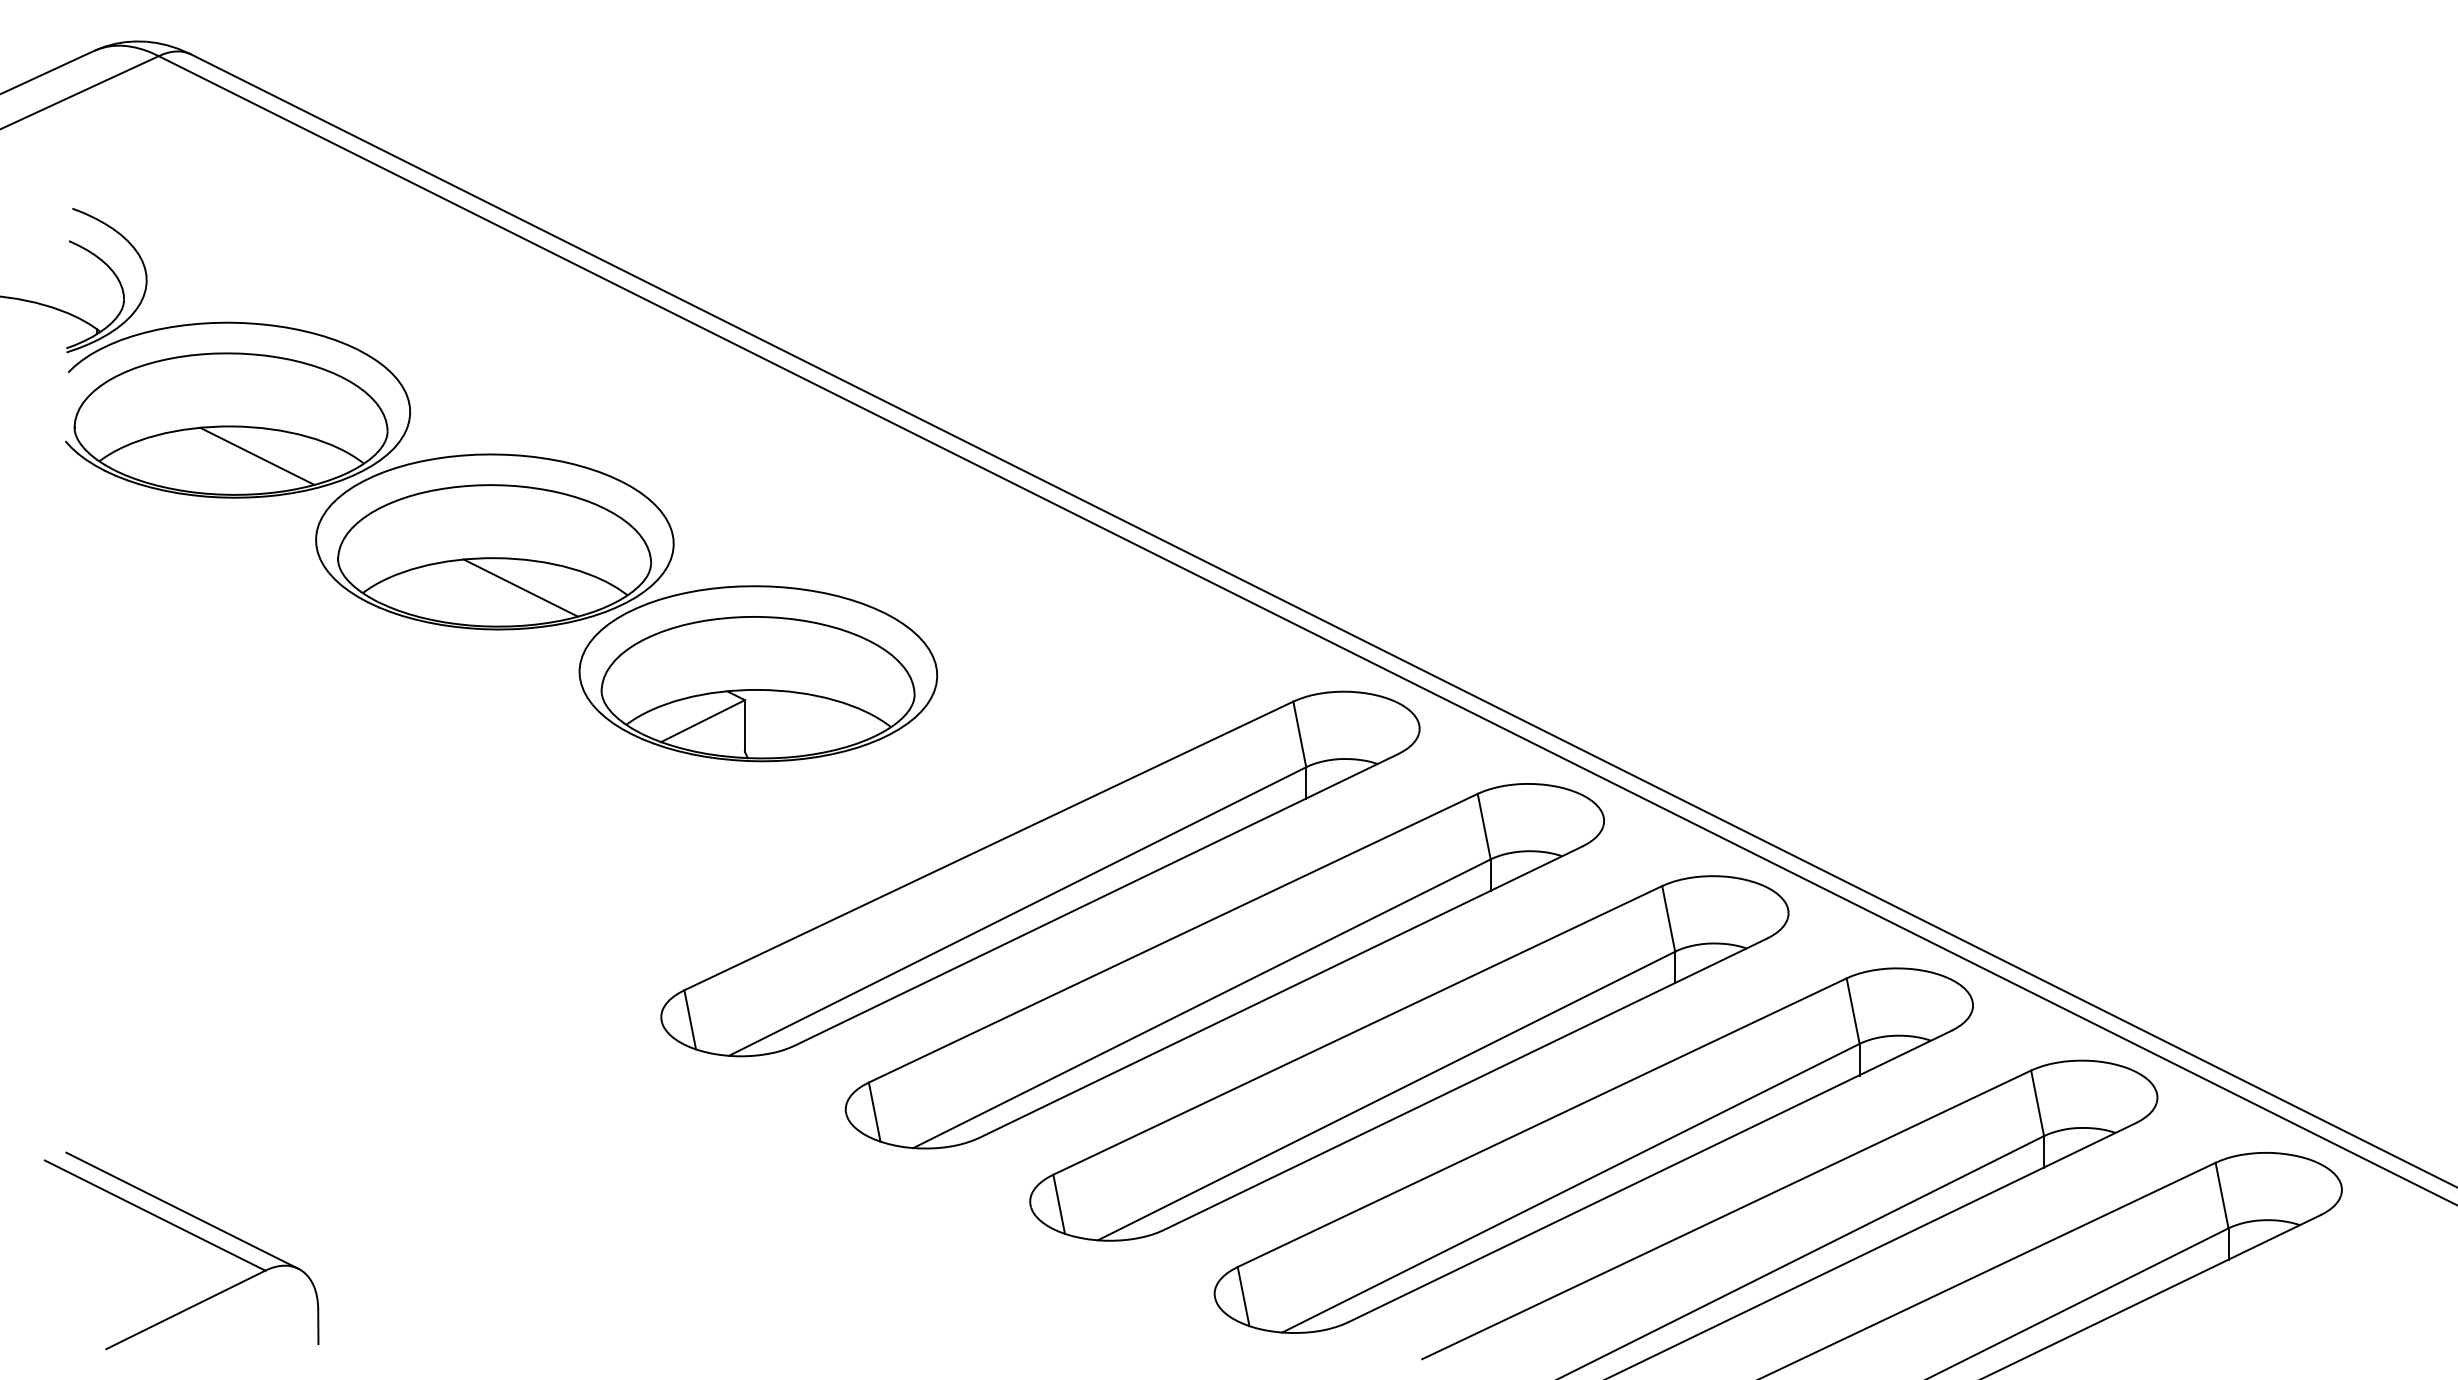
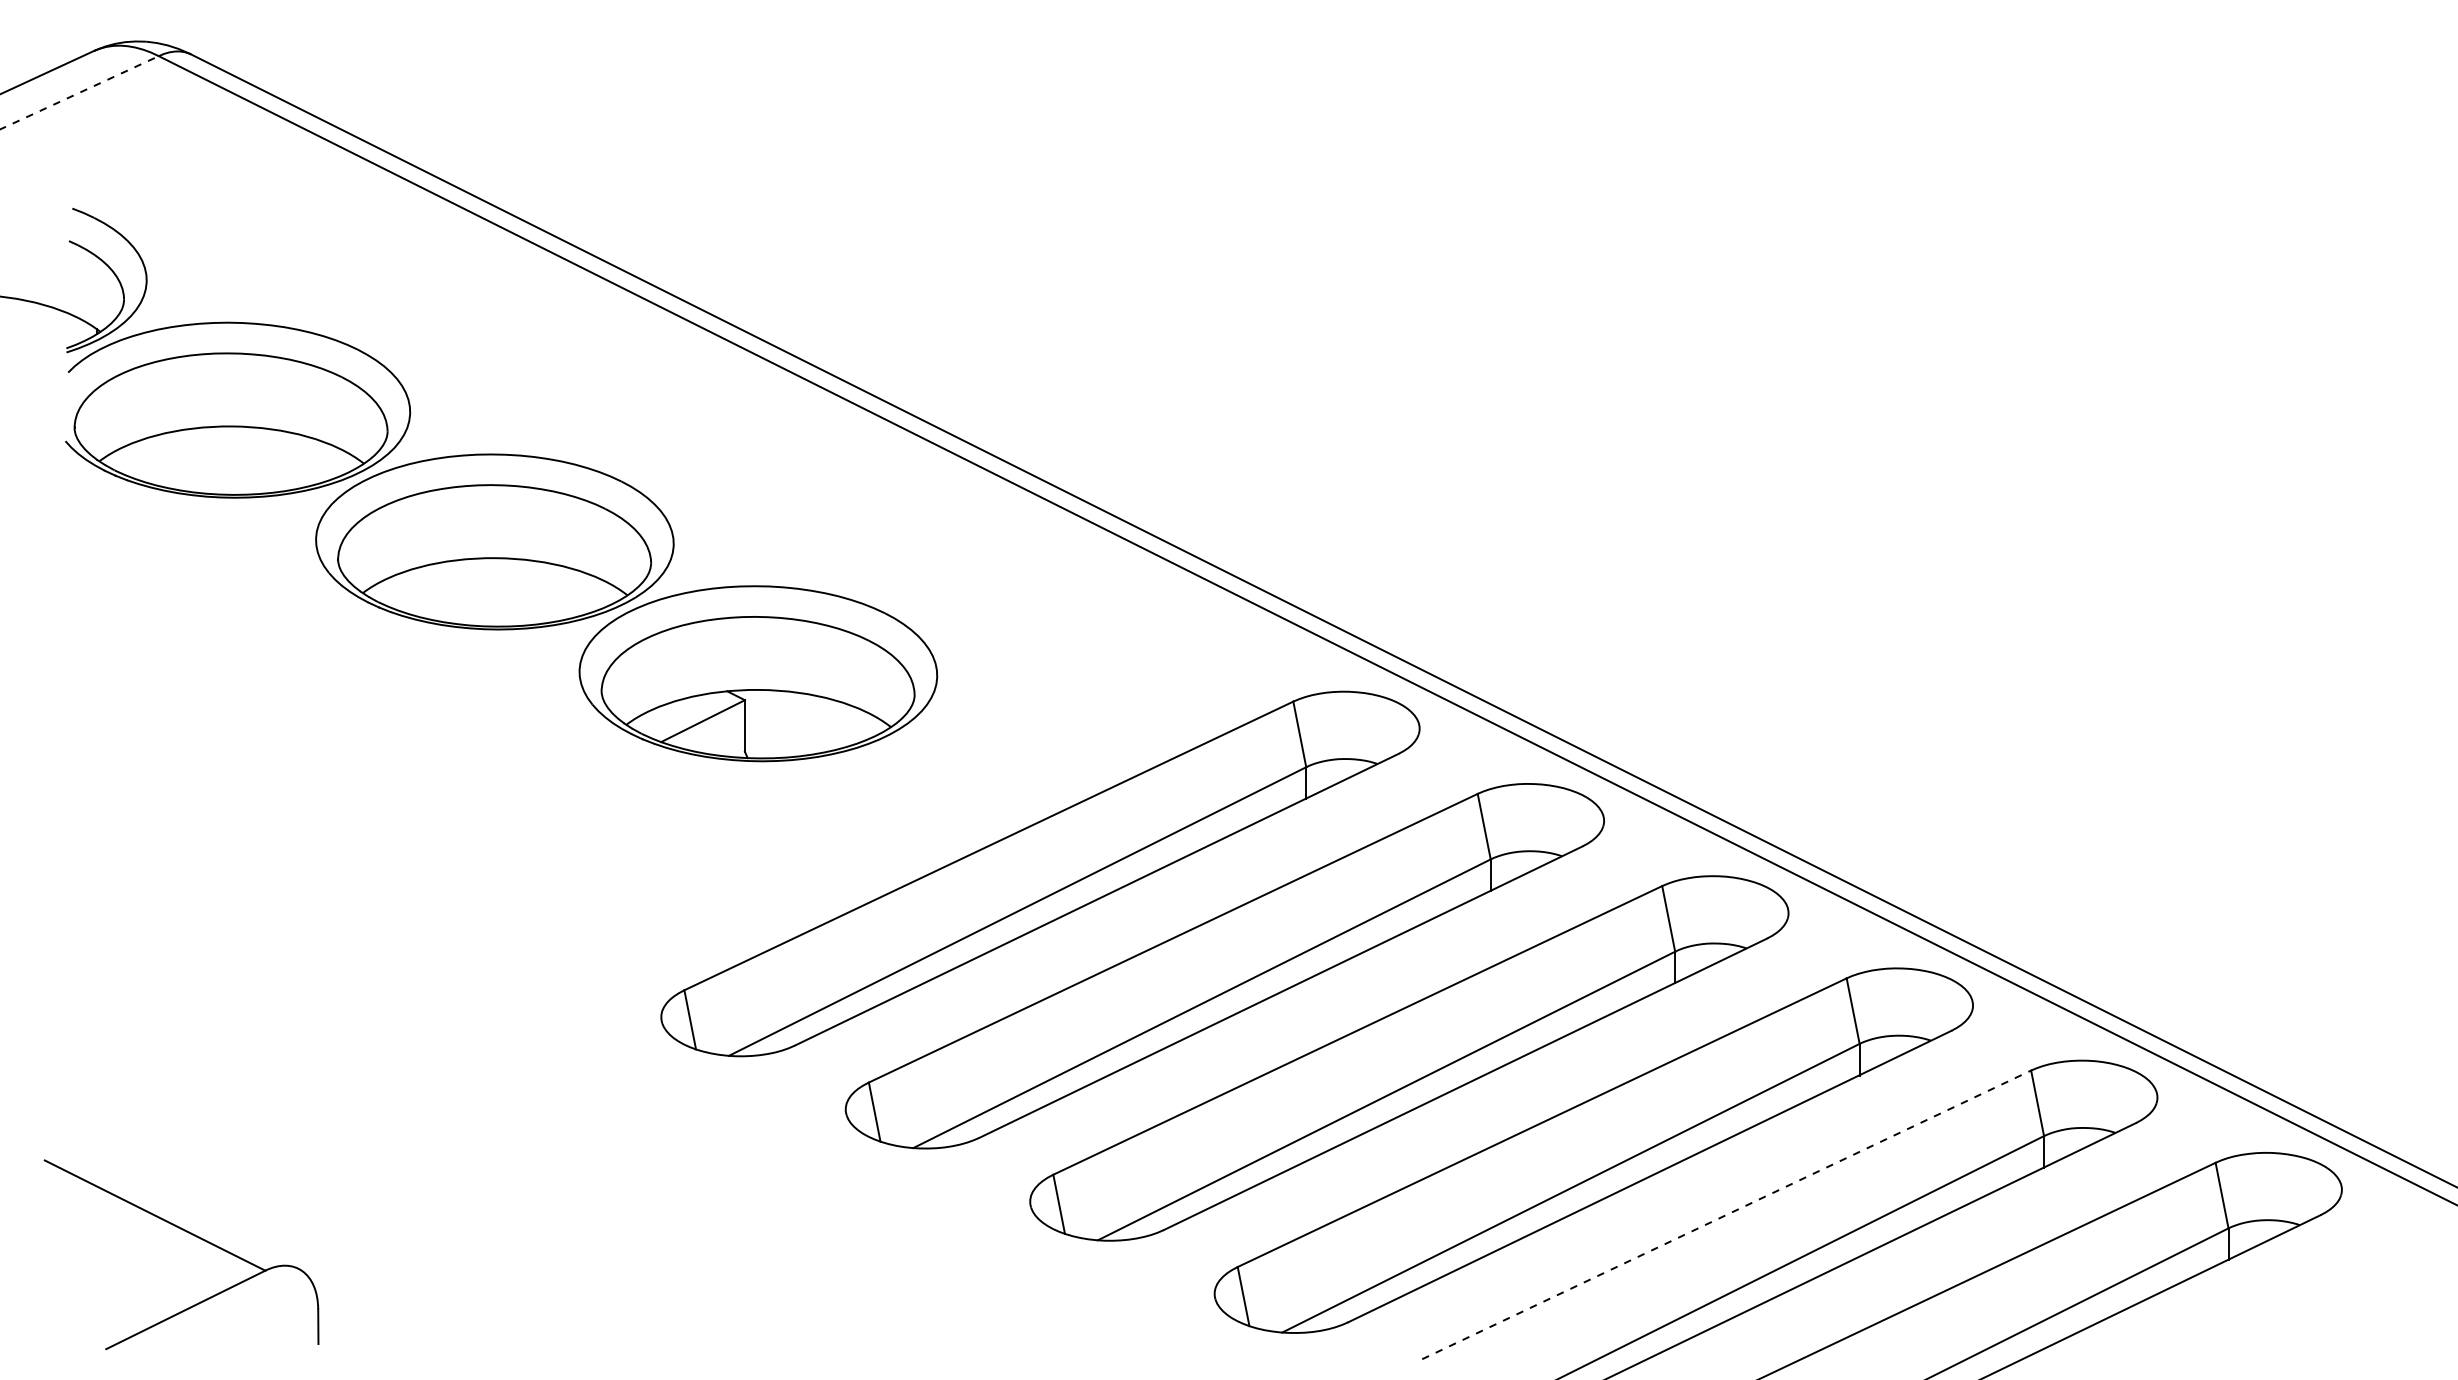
line: solid -> dashed (79, 92)
line: present -> none (257, 455)
line: present -> none (520, 587)
line: present -> none (182, 1210)
line: solid -> dashed (1726, 1214)
